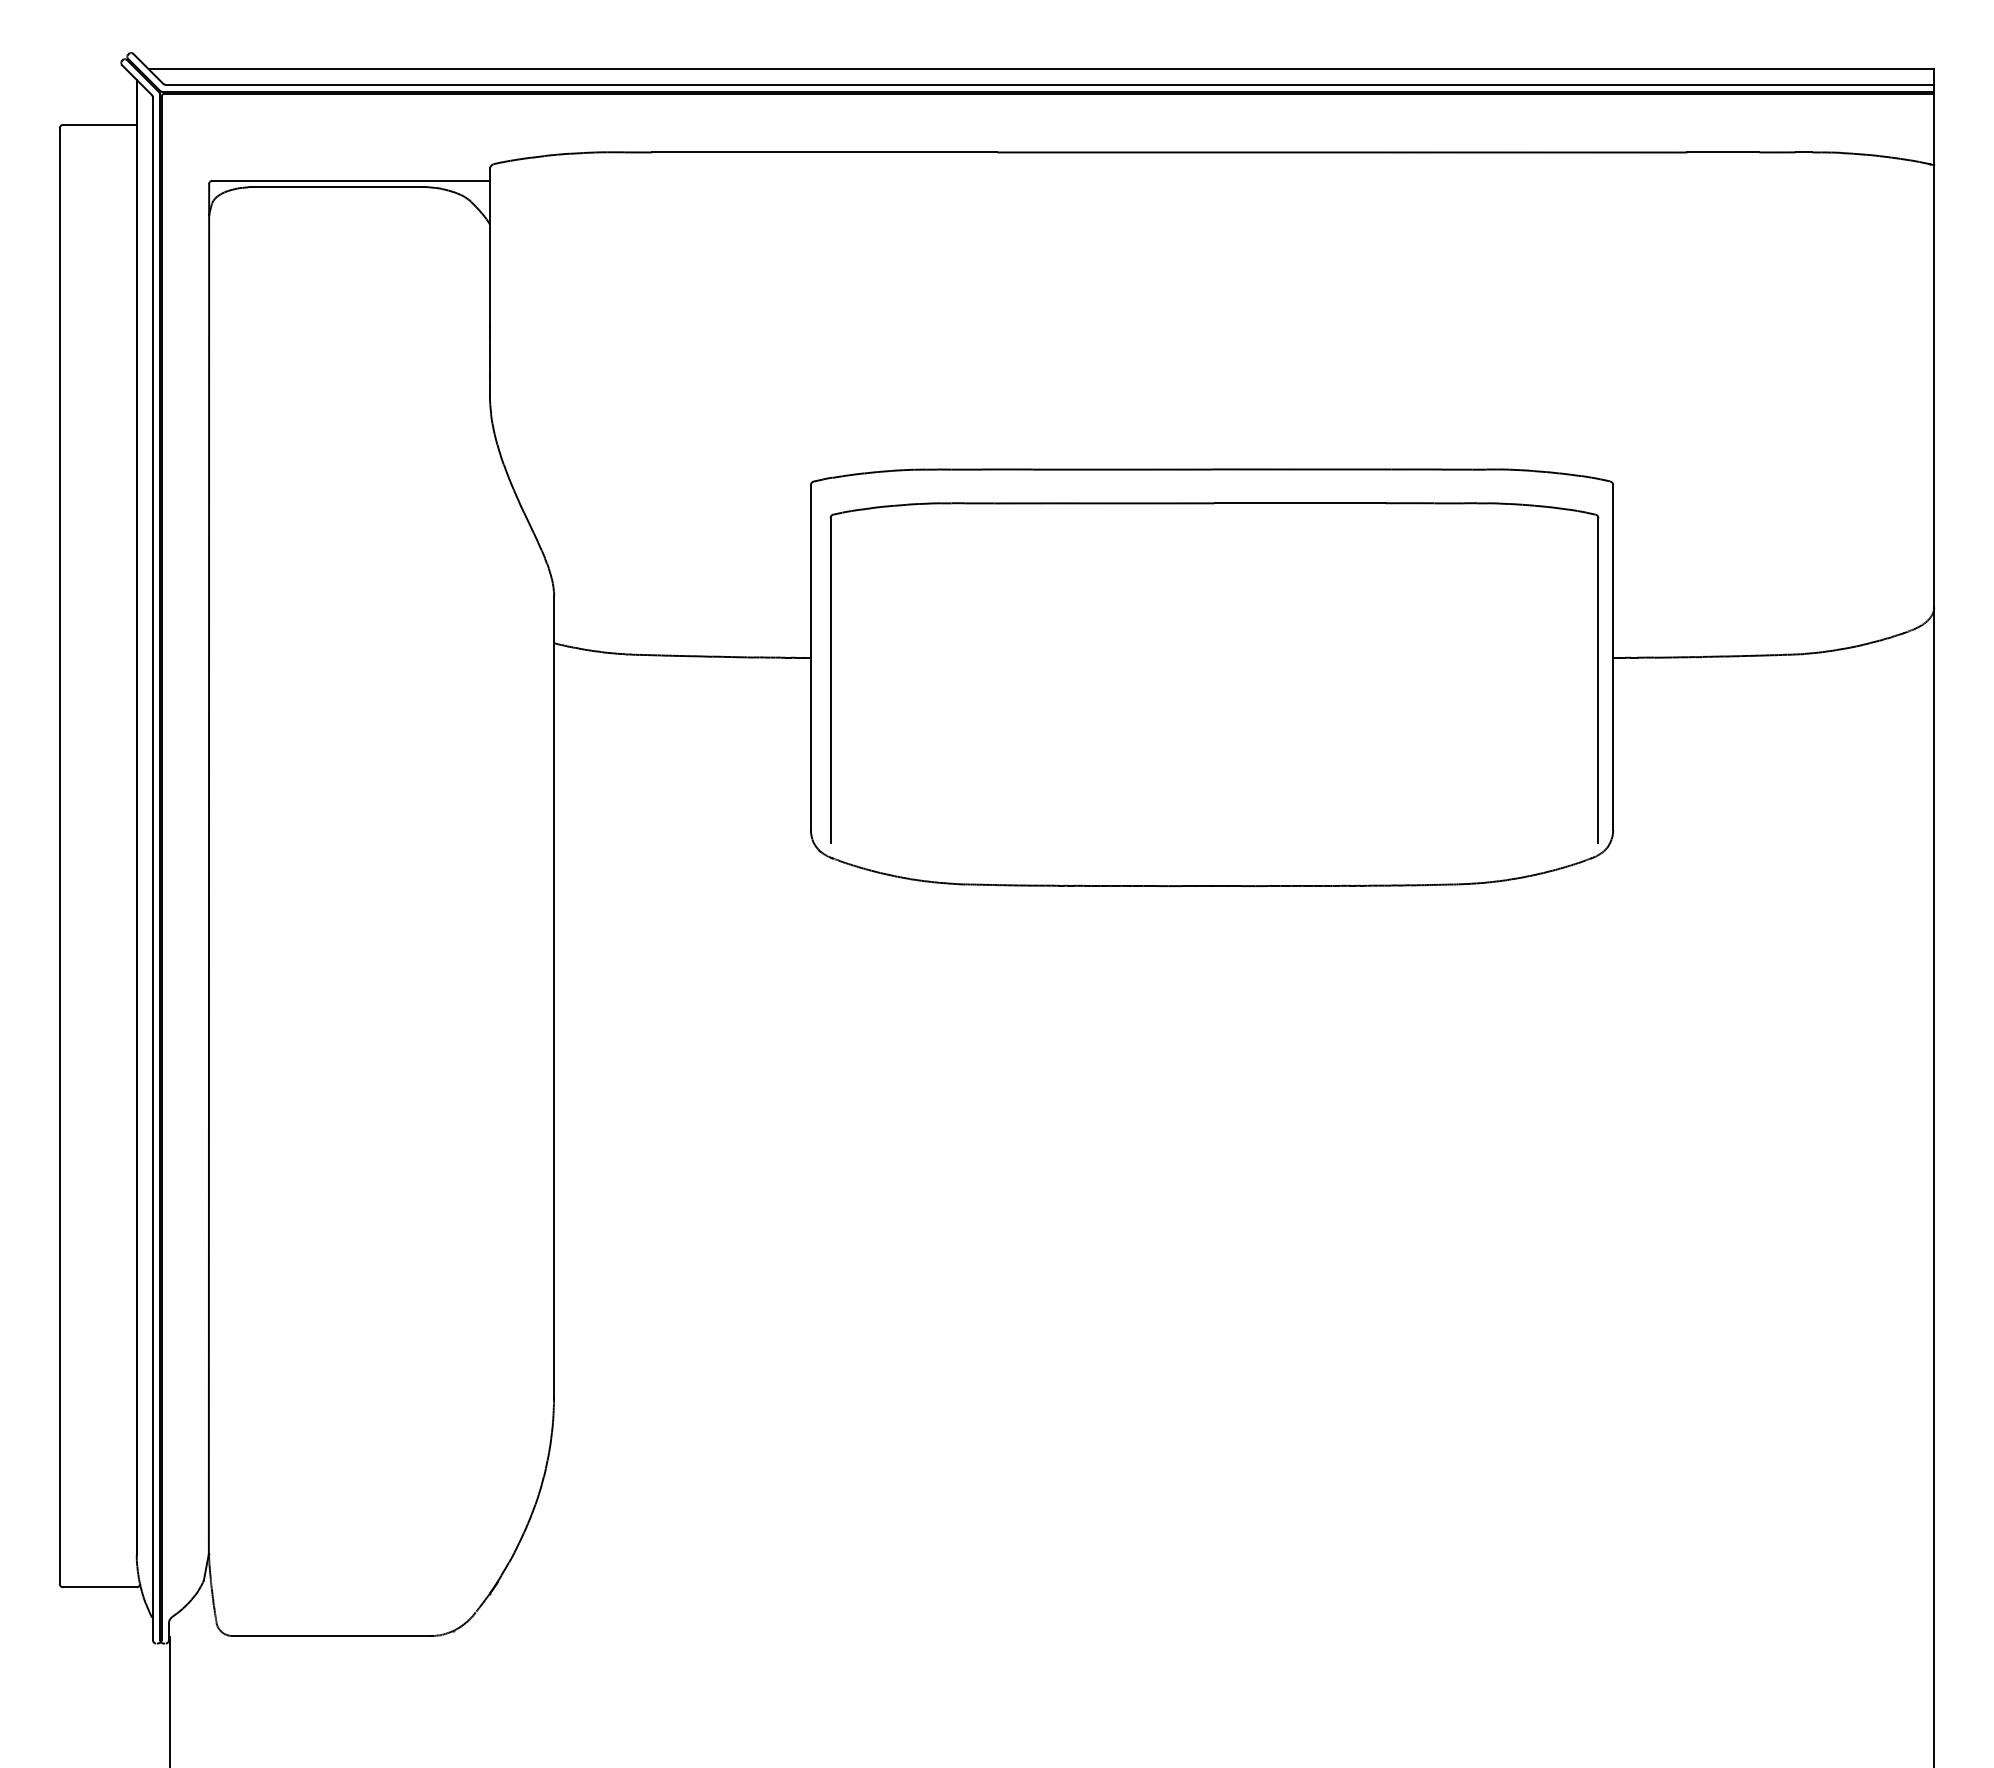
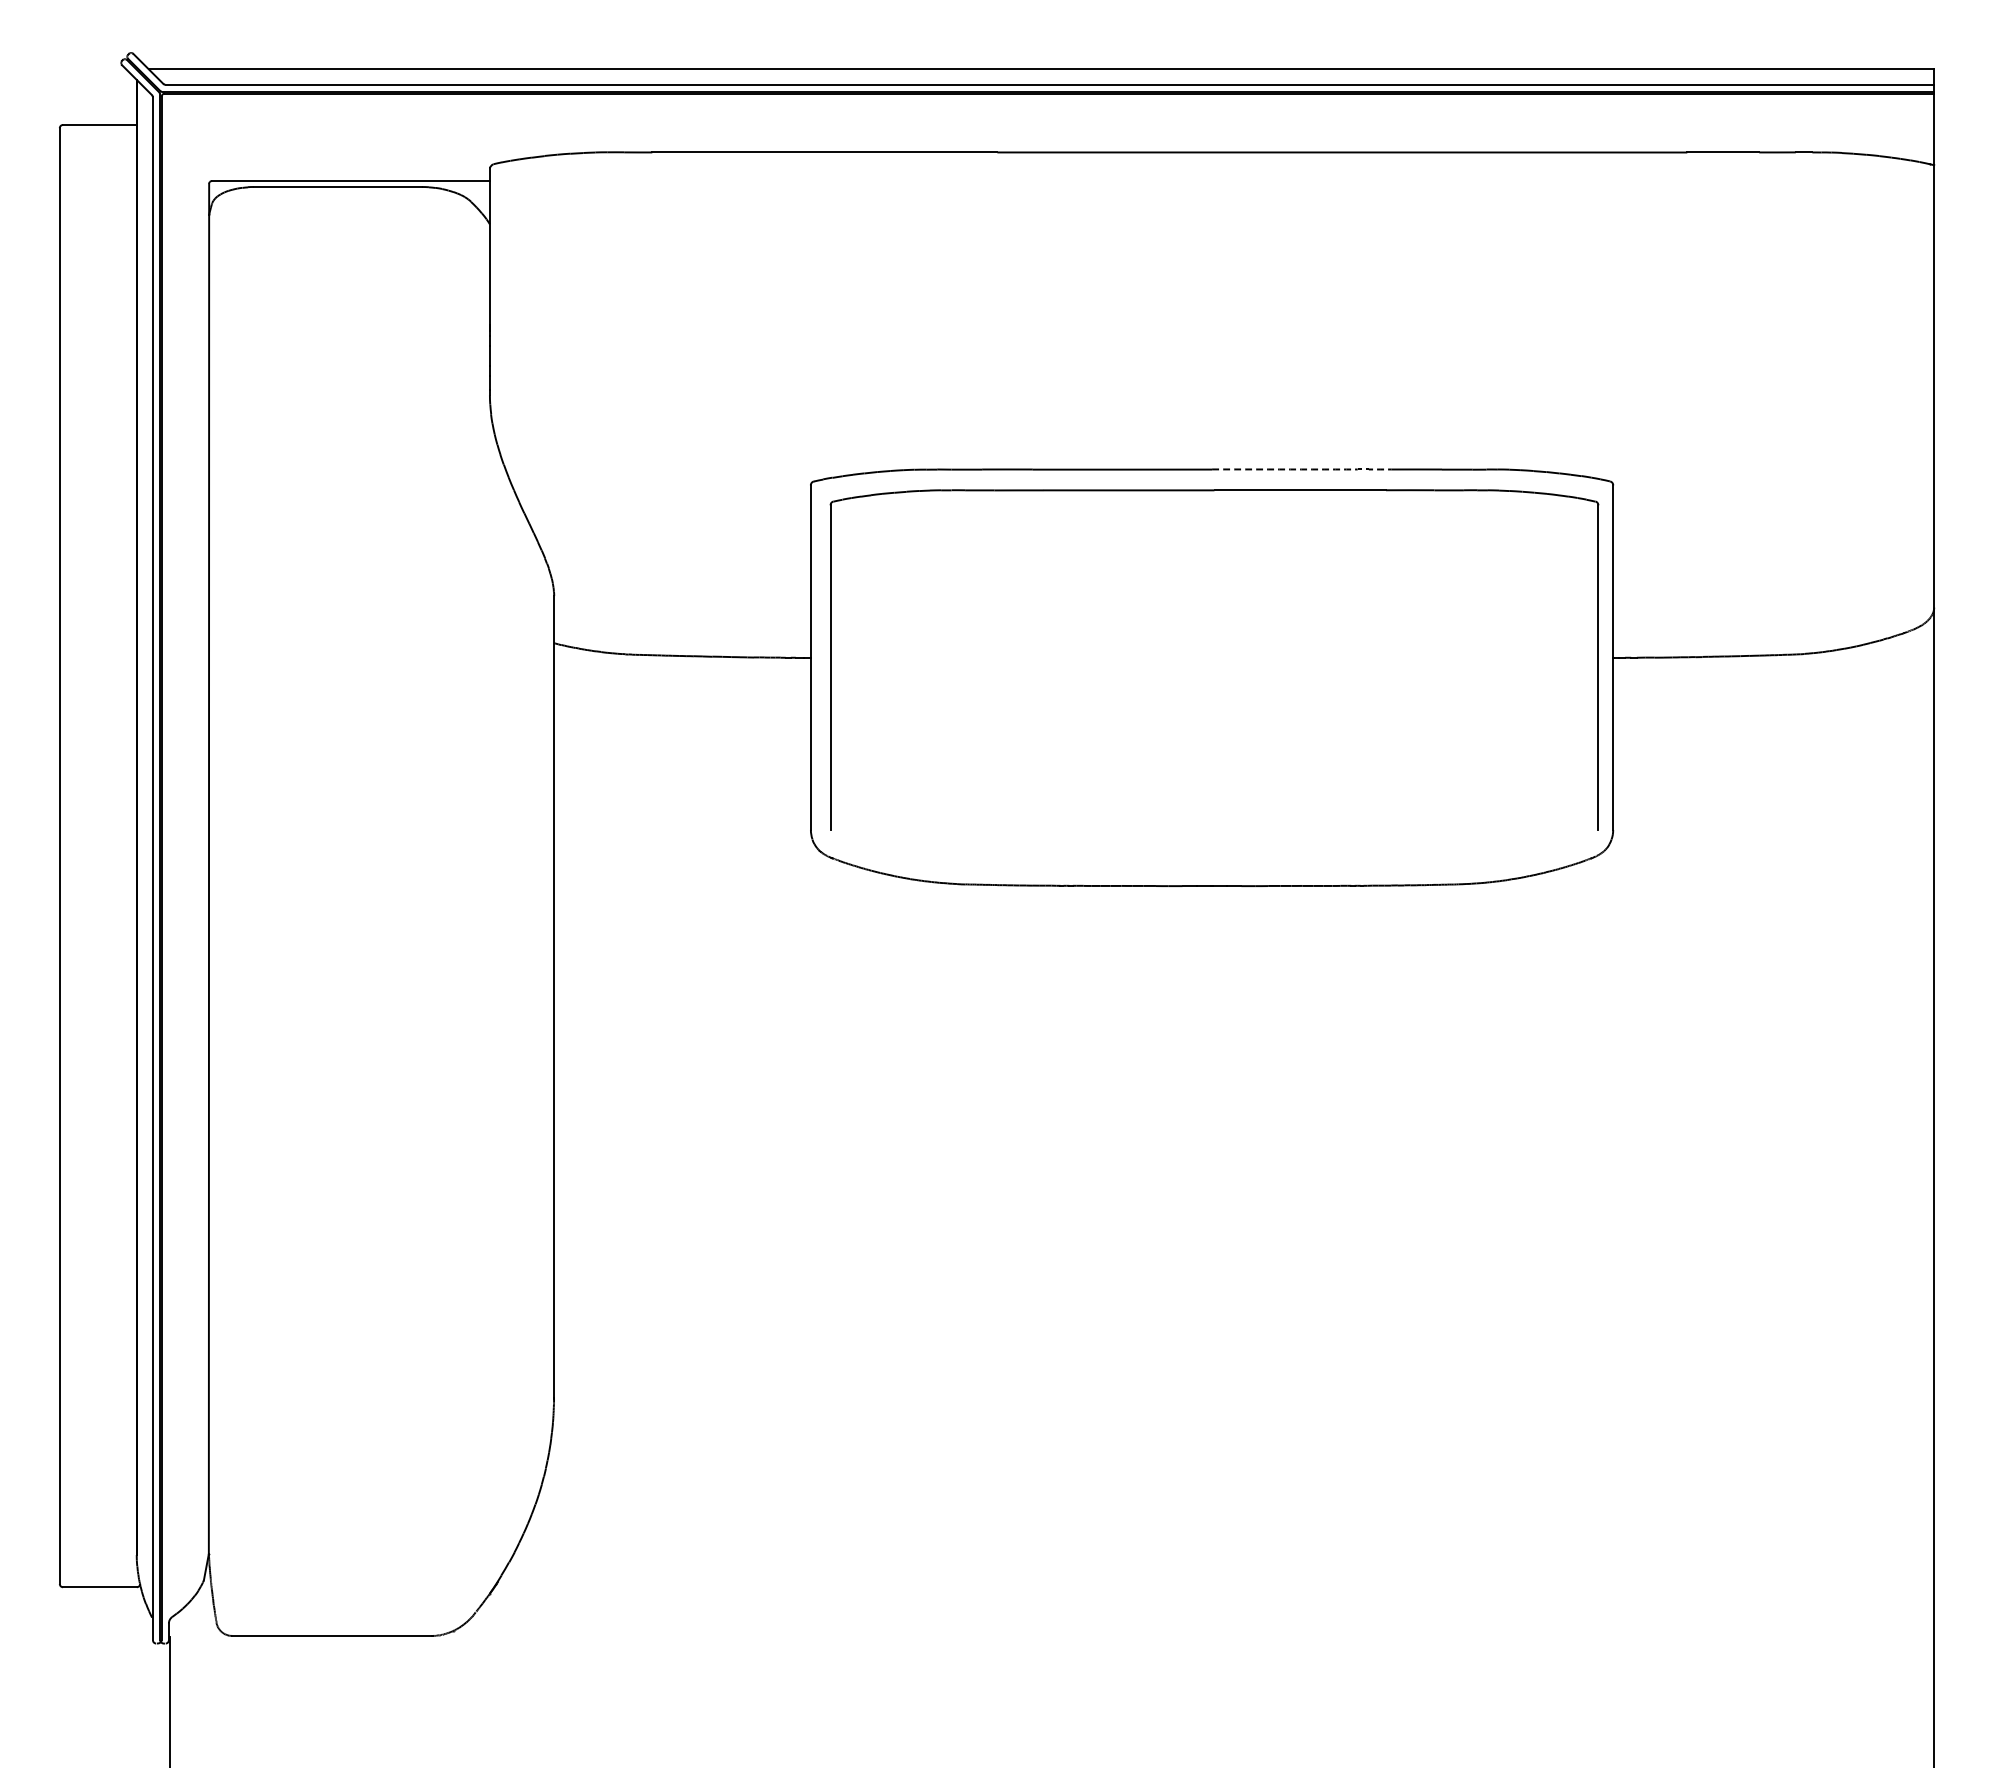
arc: solid -> dashed (1301, 469)
part position: (1214, 504) -> (1214, 491) (1214, 491)
